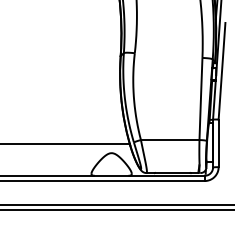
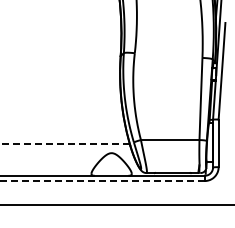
line: solid -> dashed (64, 144)
line: solid -> dashed (102, 181)
line: present -> none (116, 209)
